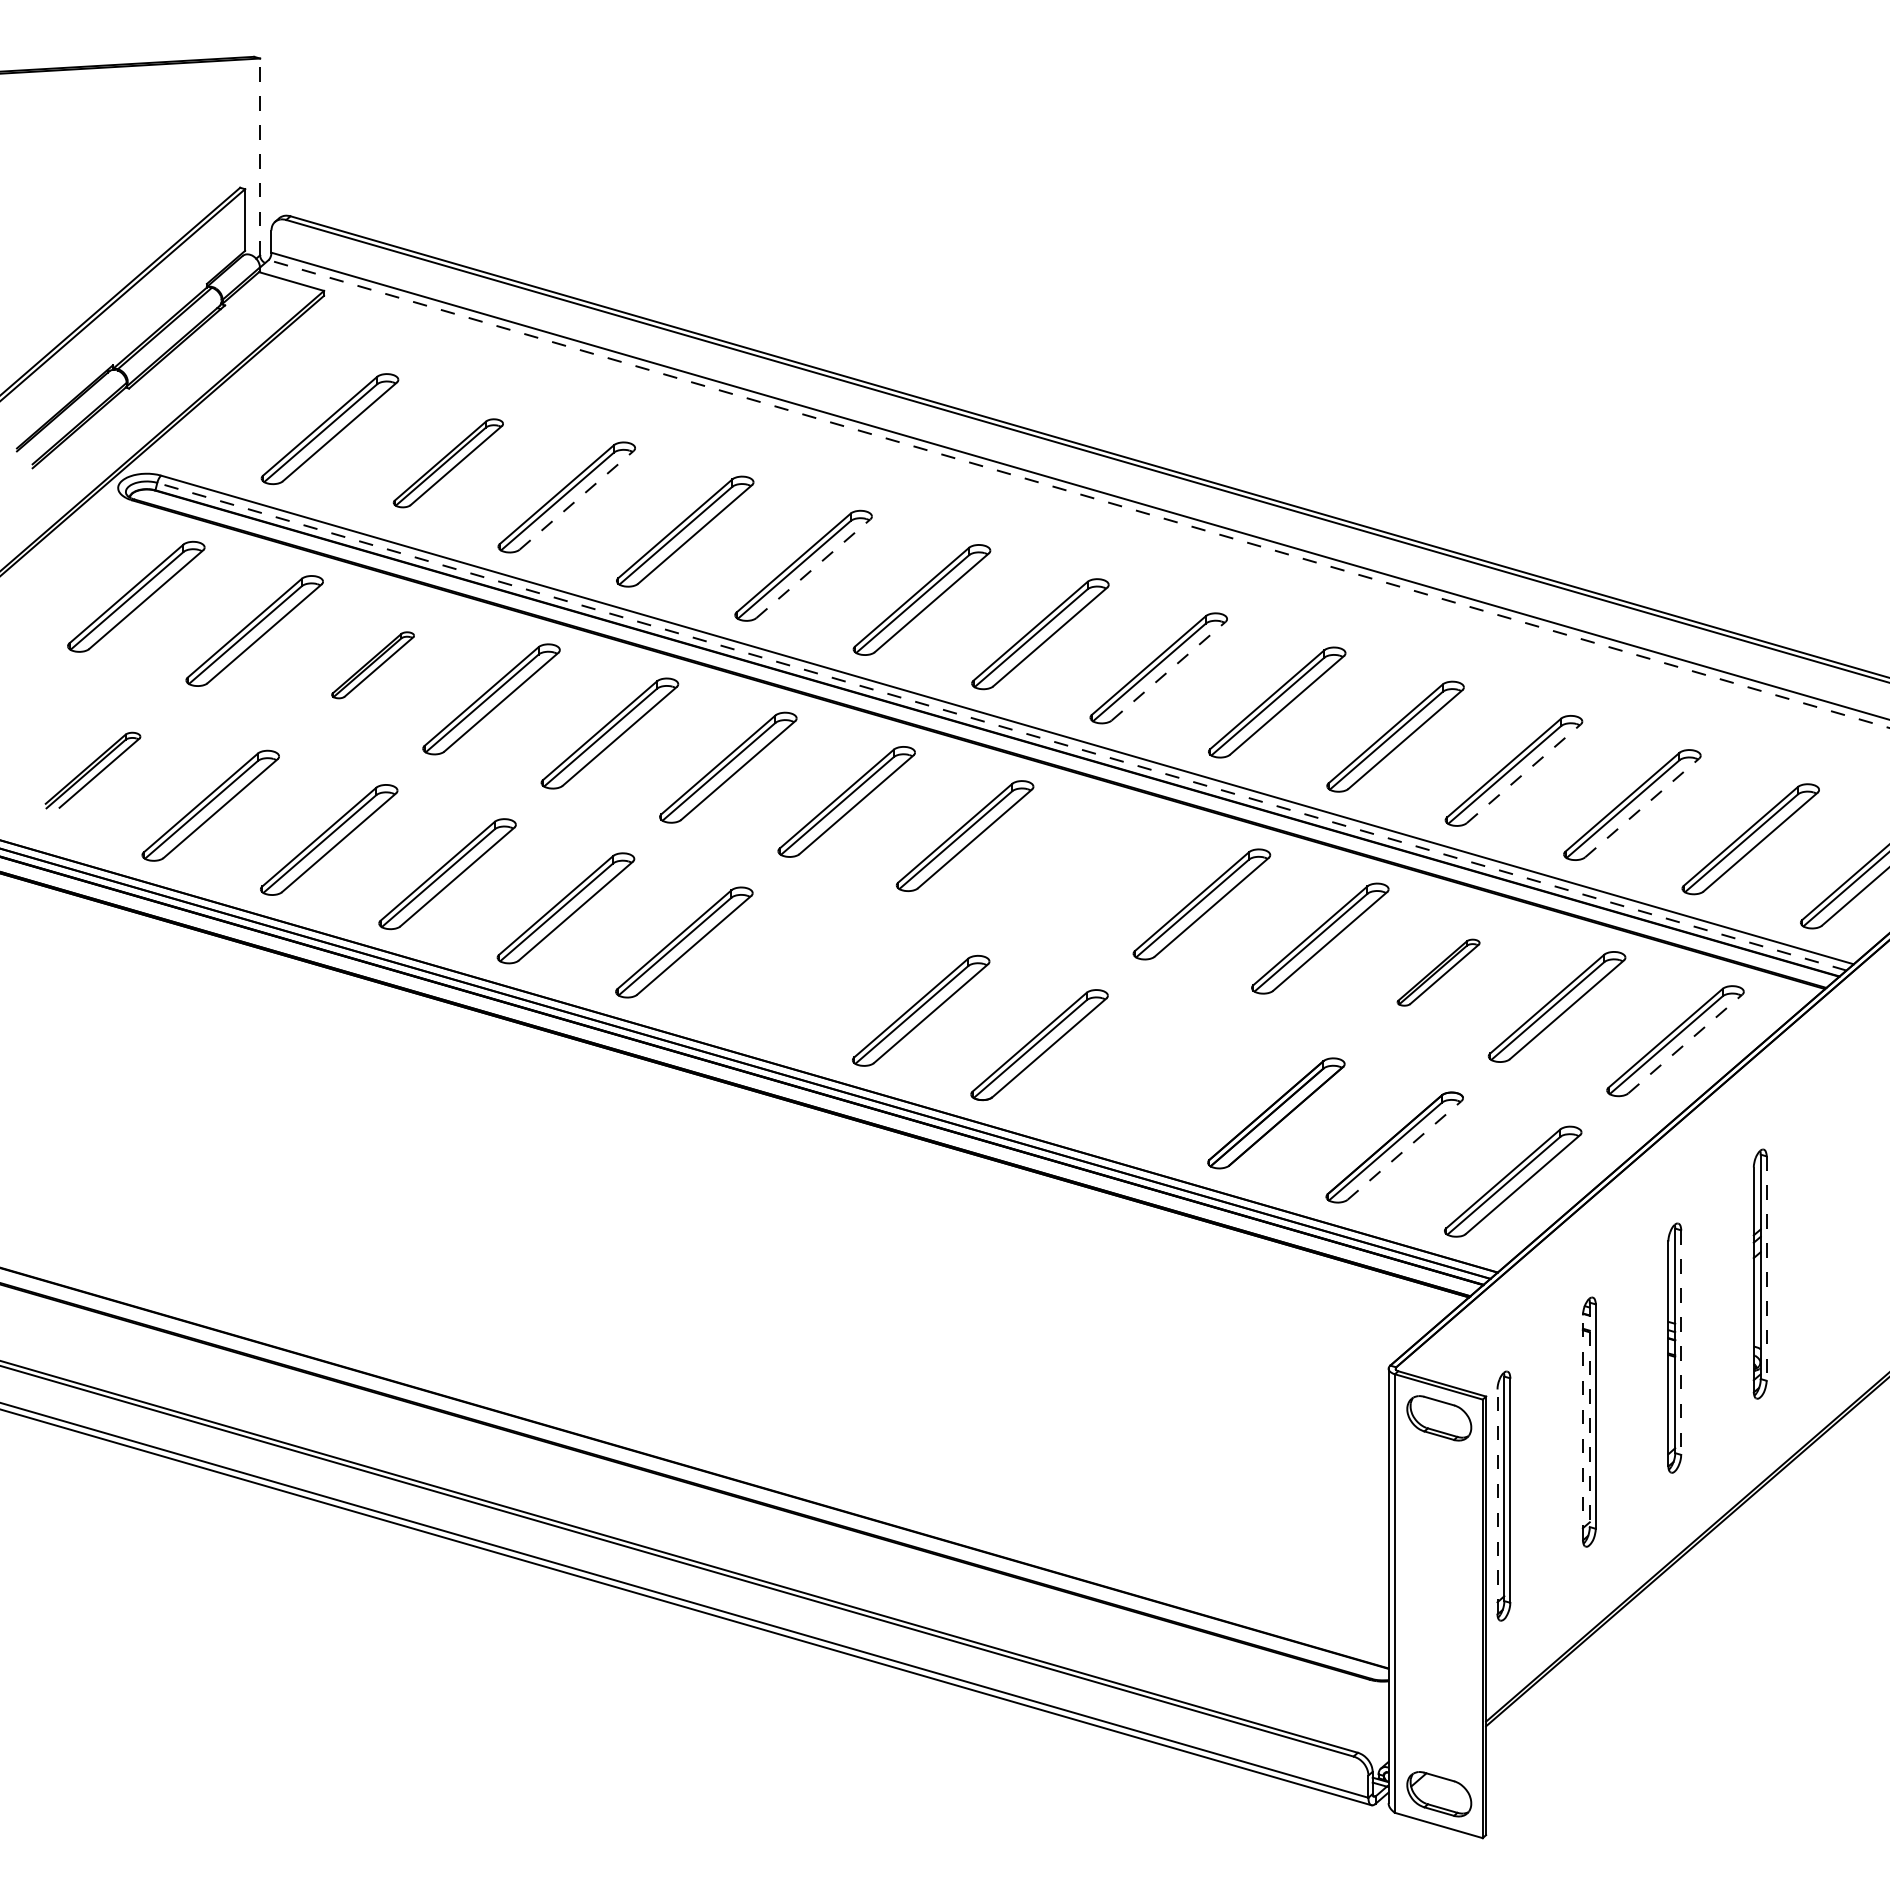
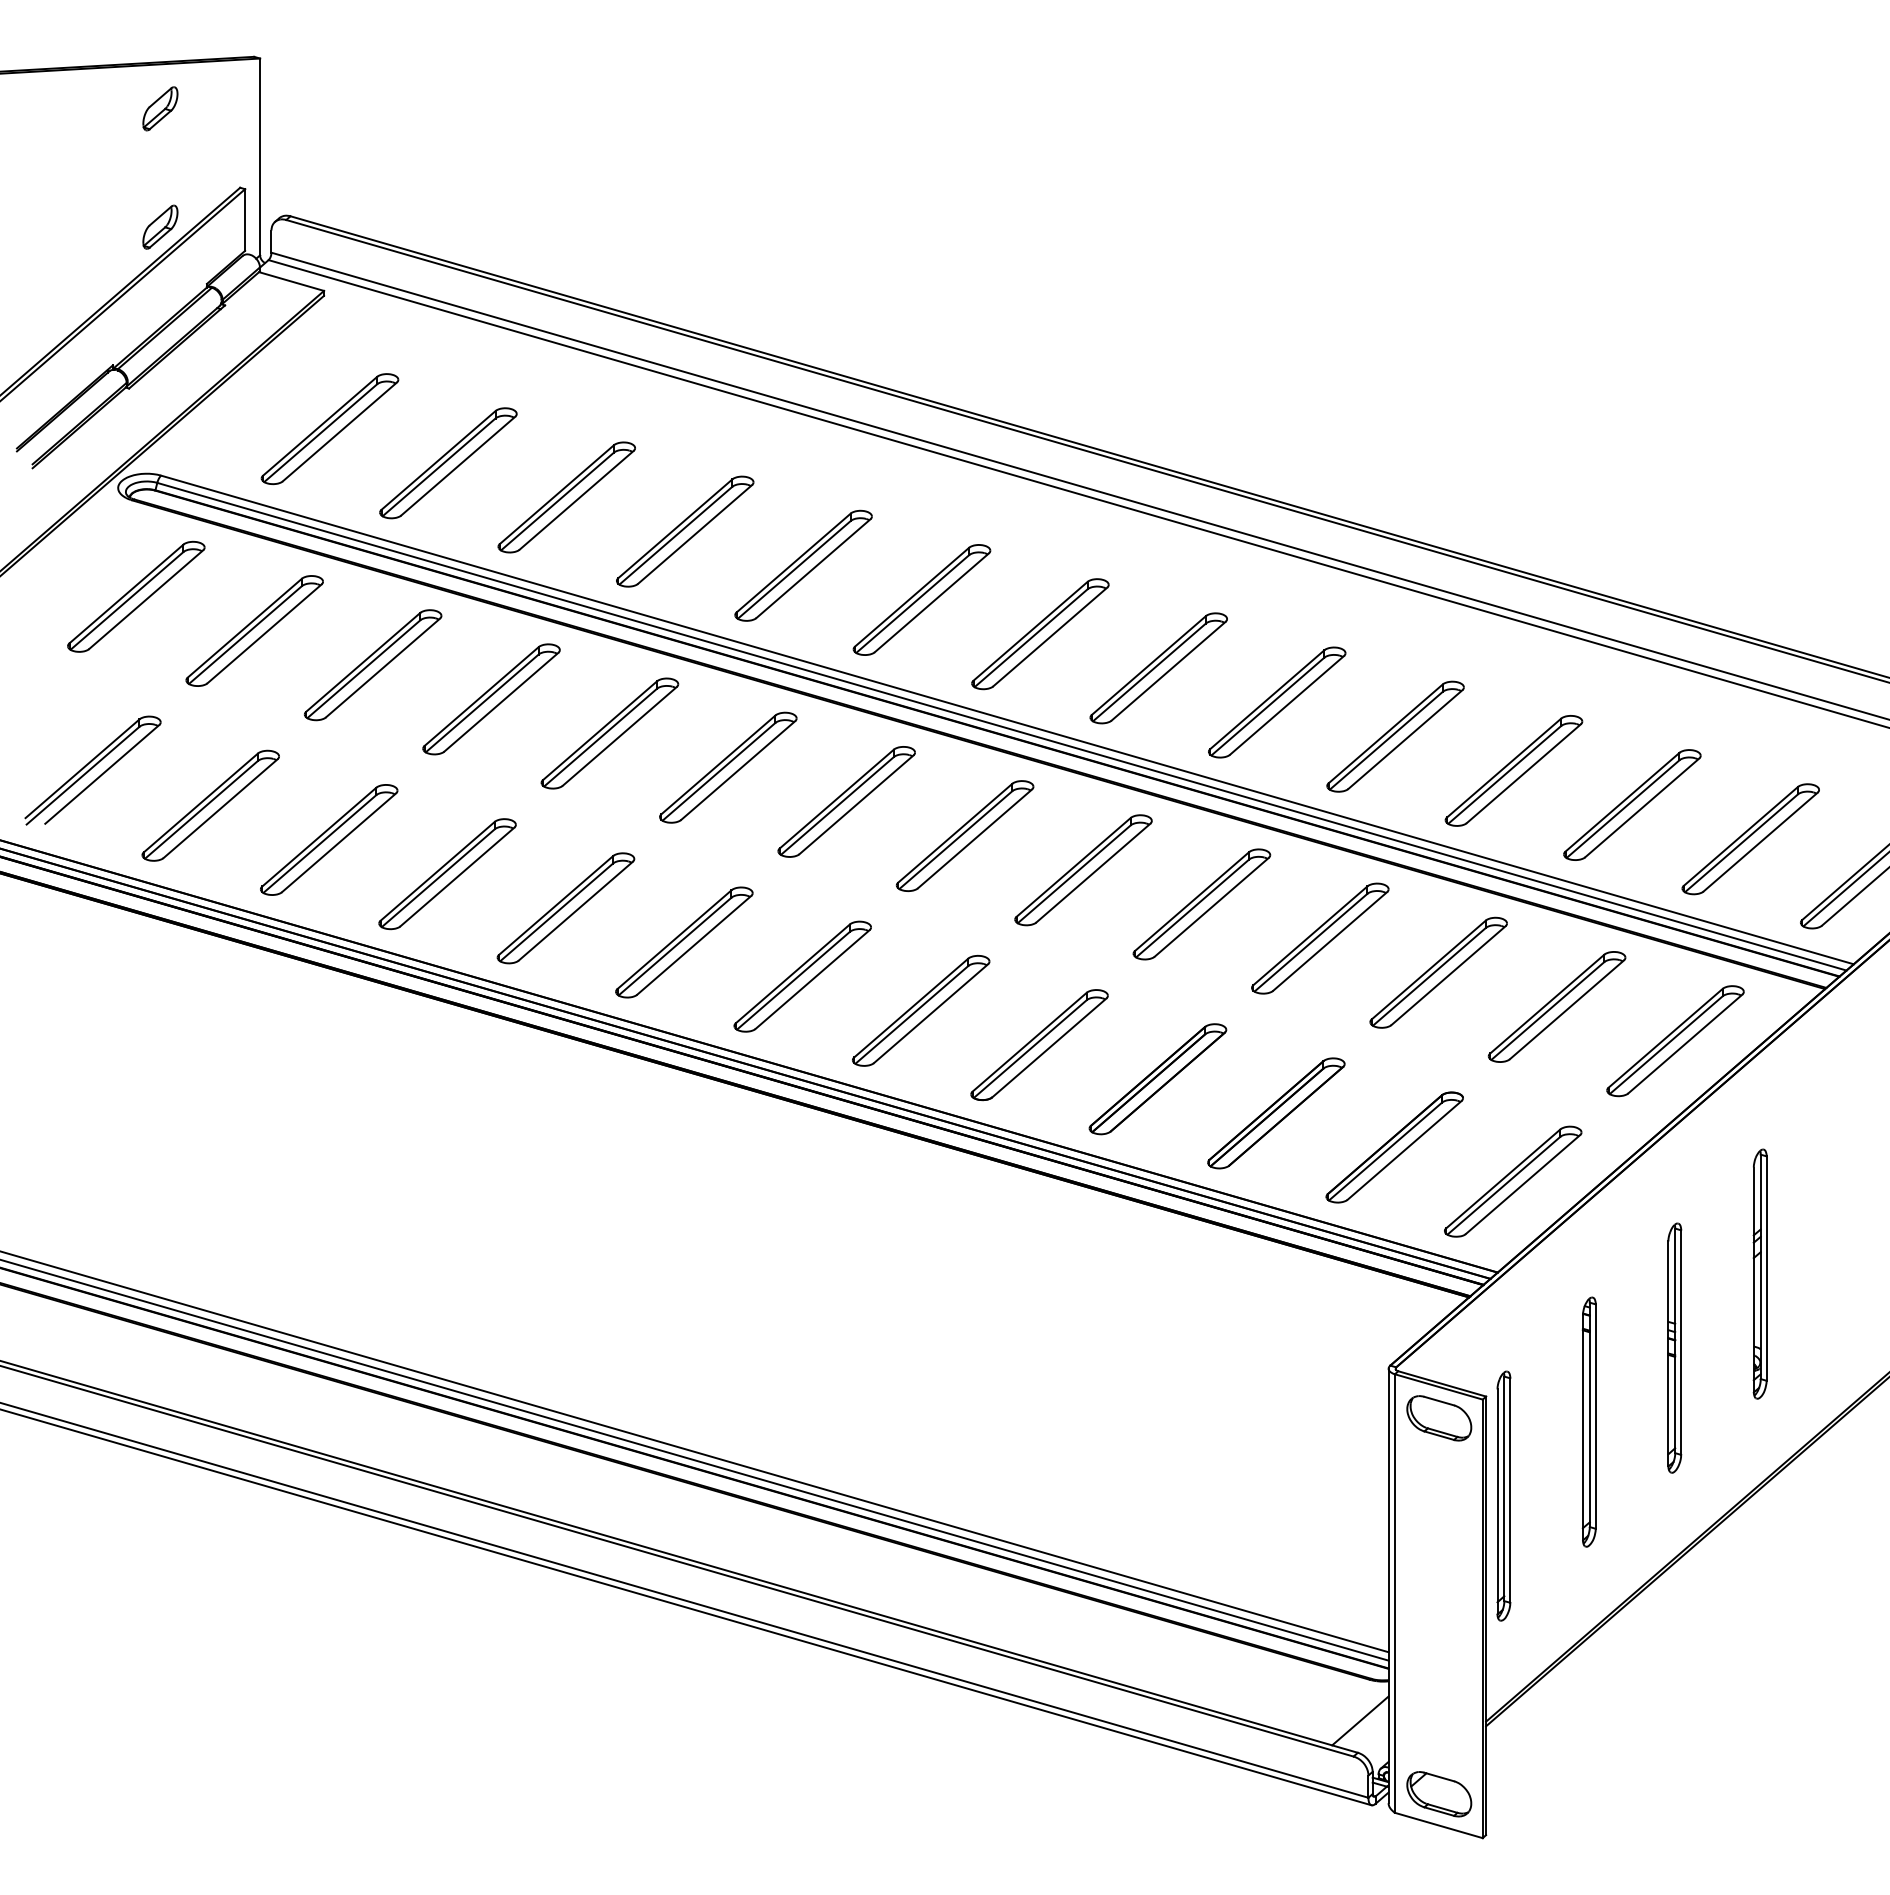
part: none -> present (160, 108)
line: dashed -> solid (260, 156)
part: none -> present (160, 226)
part size: 112x91 px -> 139x113 px (448, 463)
line: dashed -> solid (1079, 494)
line: dashed -> solid (577, 500)
line: dashed -> solid (813, 568)
part size: 84x69 px -> 140x113 px (372, 665)
line: dashed -> solid (1169, 670)
line: dashed -> solid (1001, 726)
part size: 98x79 px -> 138x111 px (92, 770)
line: dashed -> solid (1524, 773)
line: dashed -> solid (1642, 807)
part: none -> present (1083, 870)
part size: 85x69 px -> 139x113 px (1438, 972)
part: none -> present (802, 976)
line: dashed -> solid (1685, 1043)
part: none -> present (1157, 1079)
line: dashed -> solid (1404, 1150)
line: dashed -> solid (1766, 1269)
line: dashed -> solid (1681, 1343)
line: dashed -> solid (1589, 1415)
line: dashed -> solid (1582, 1427)
line: none -> present (695, 1452)
line: none -> present (695, 1460)
line: dashed -> solid (1497, 1501)
line: none -> present (1360, 1720)
